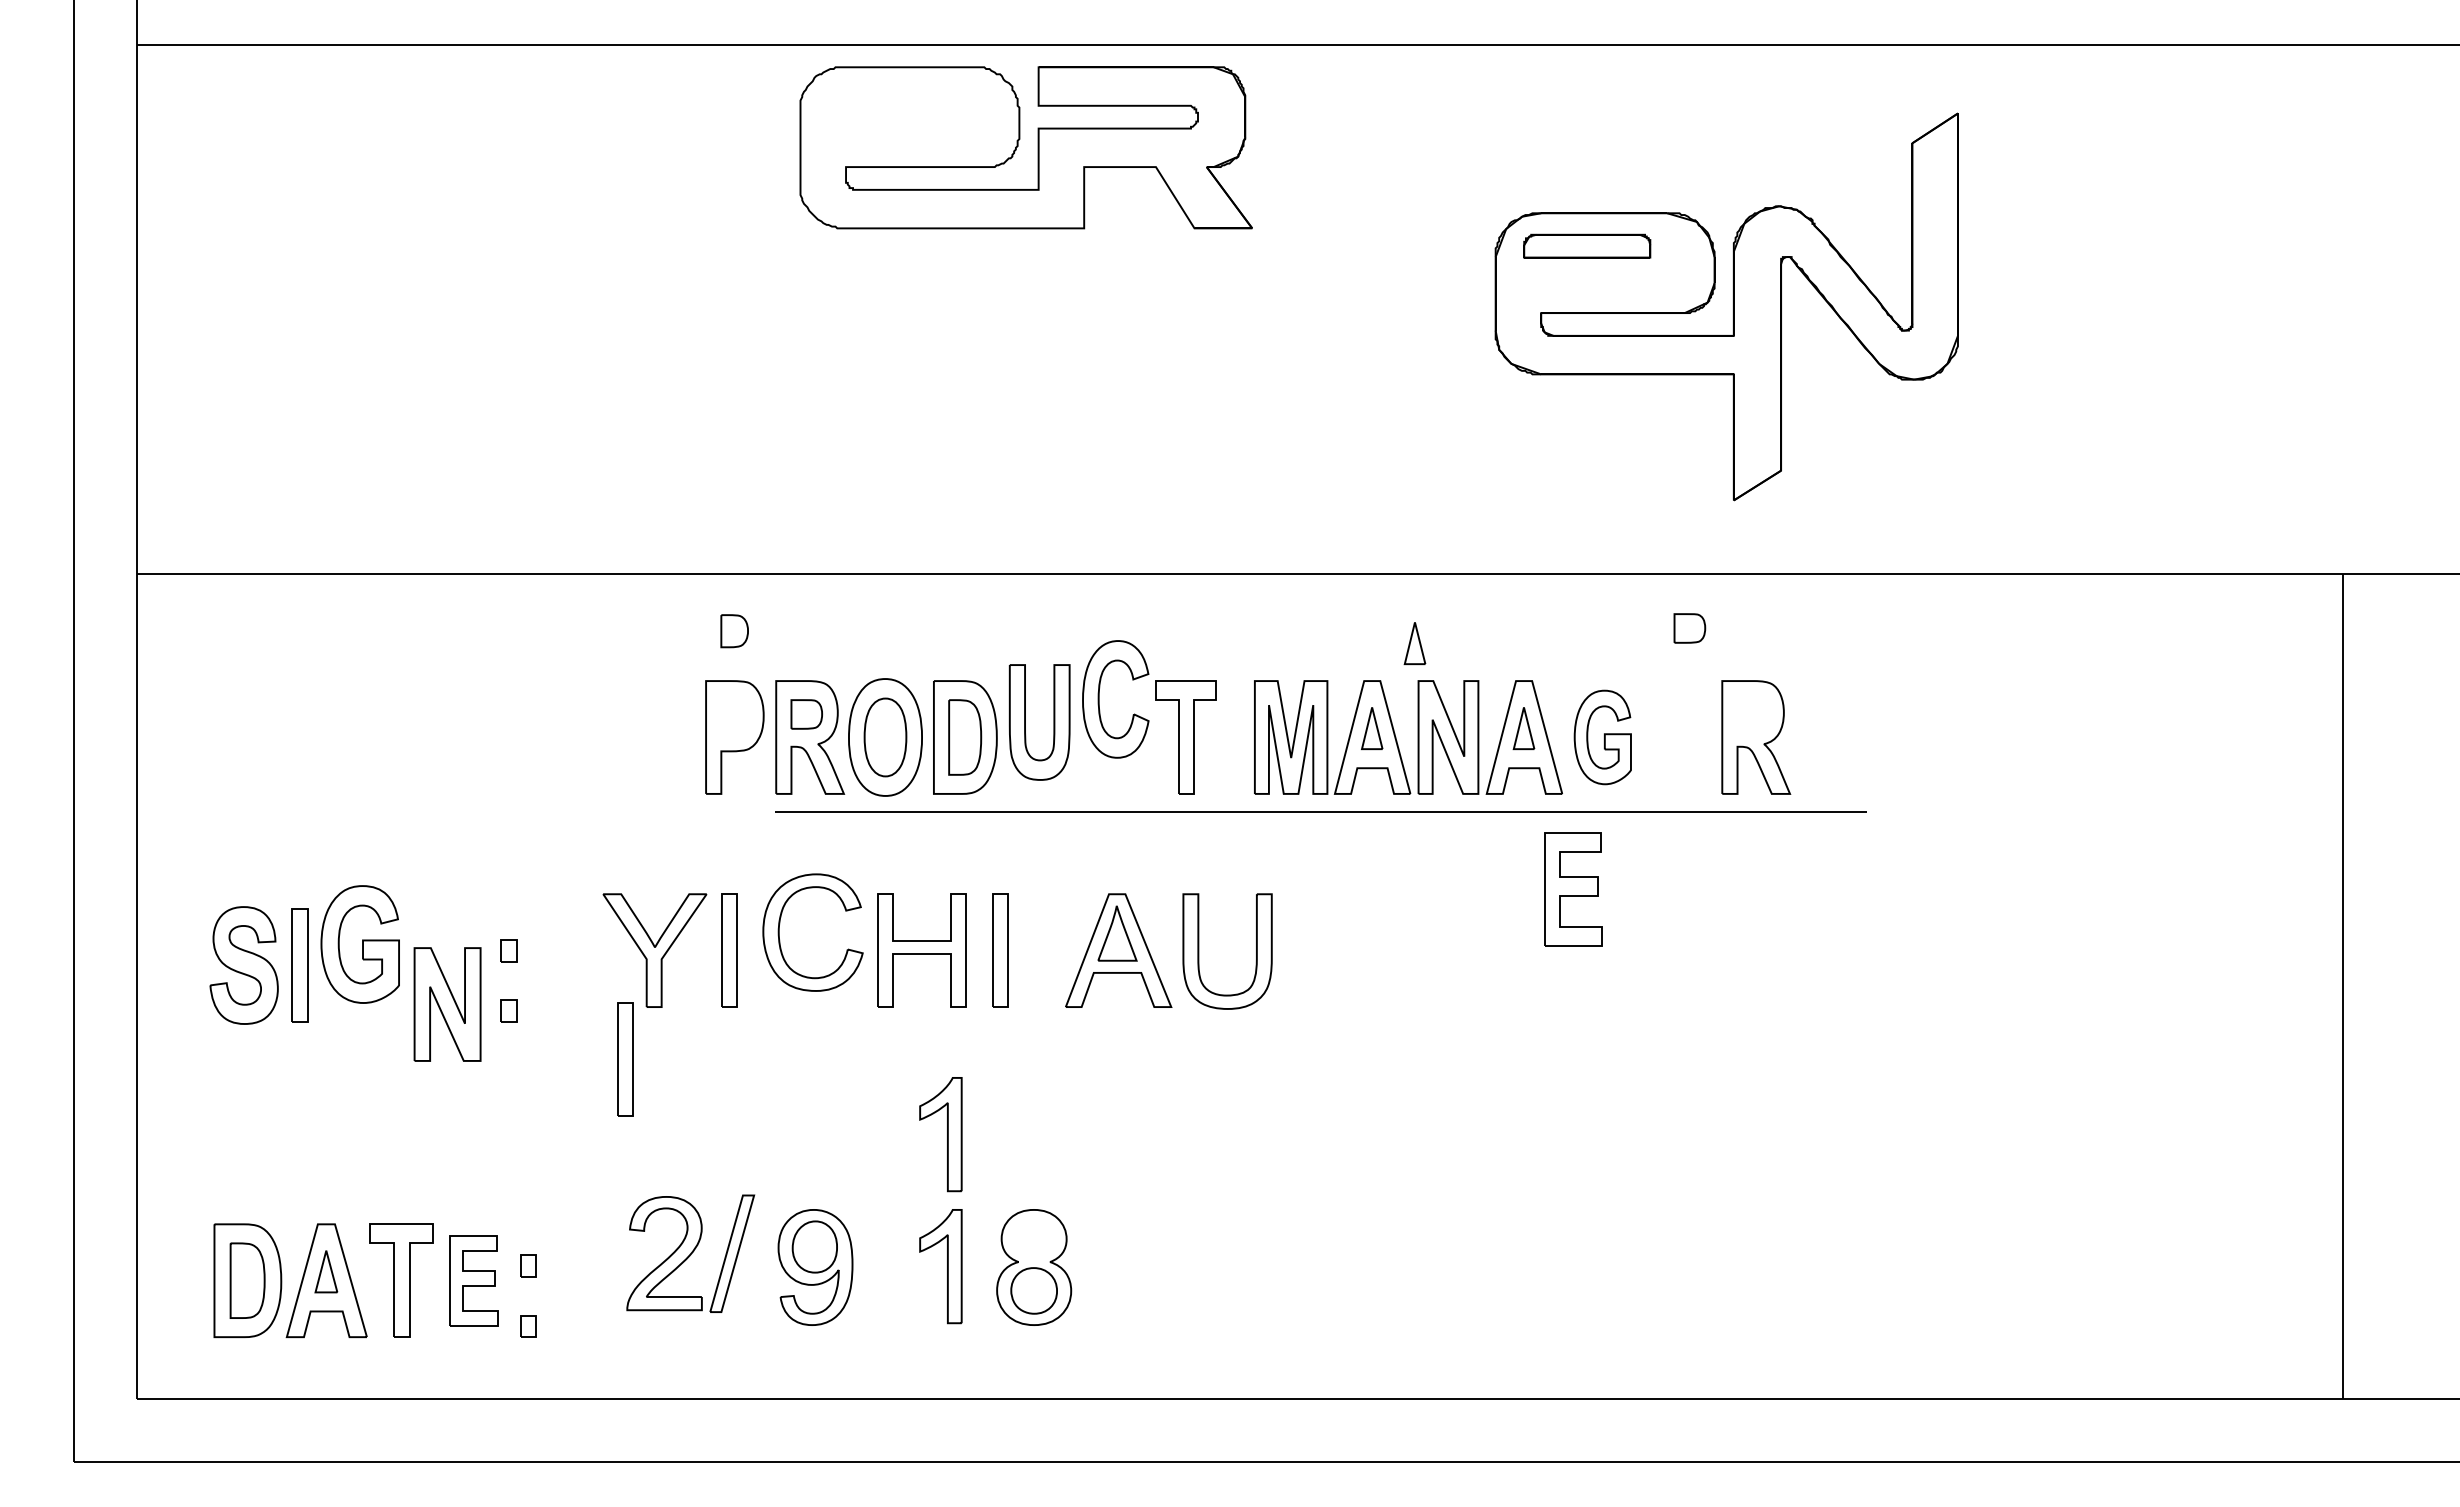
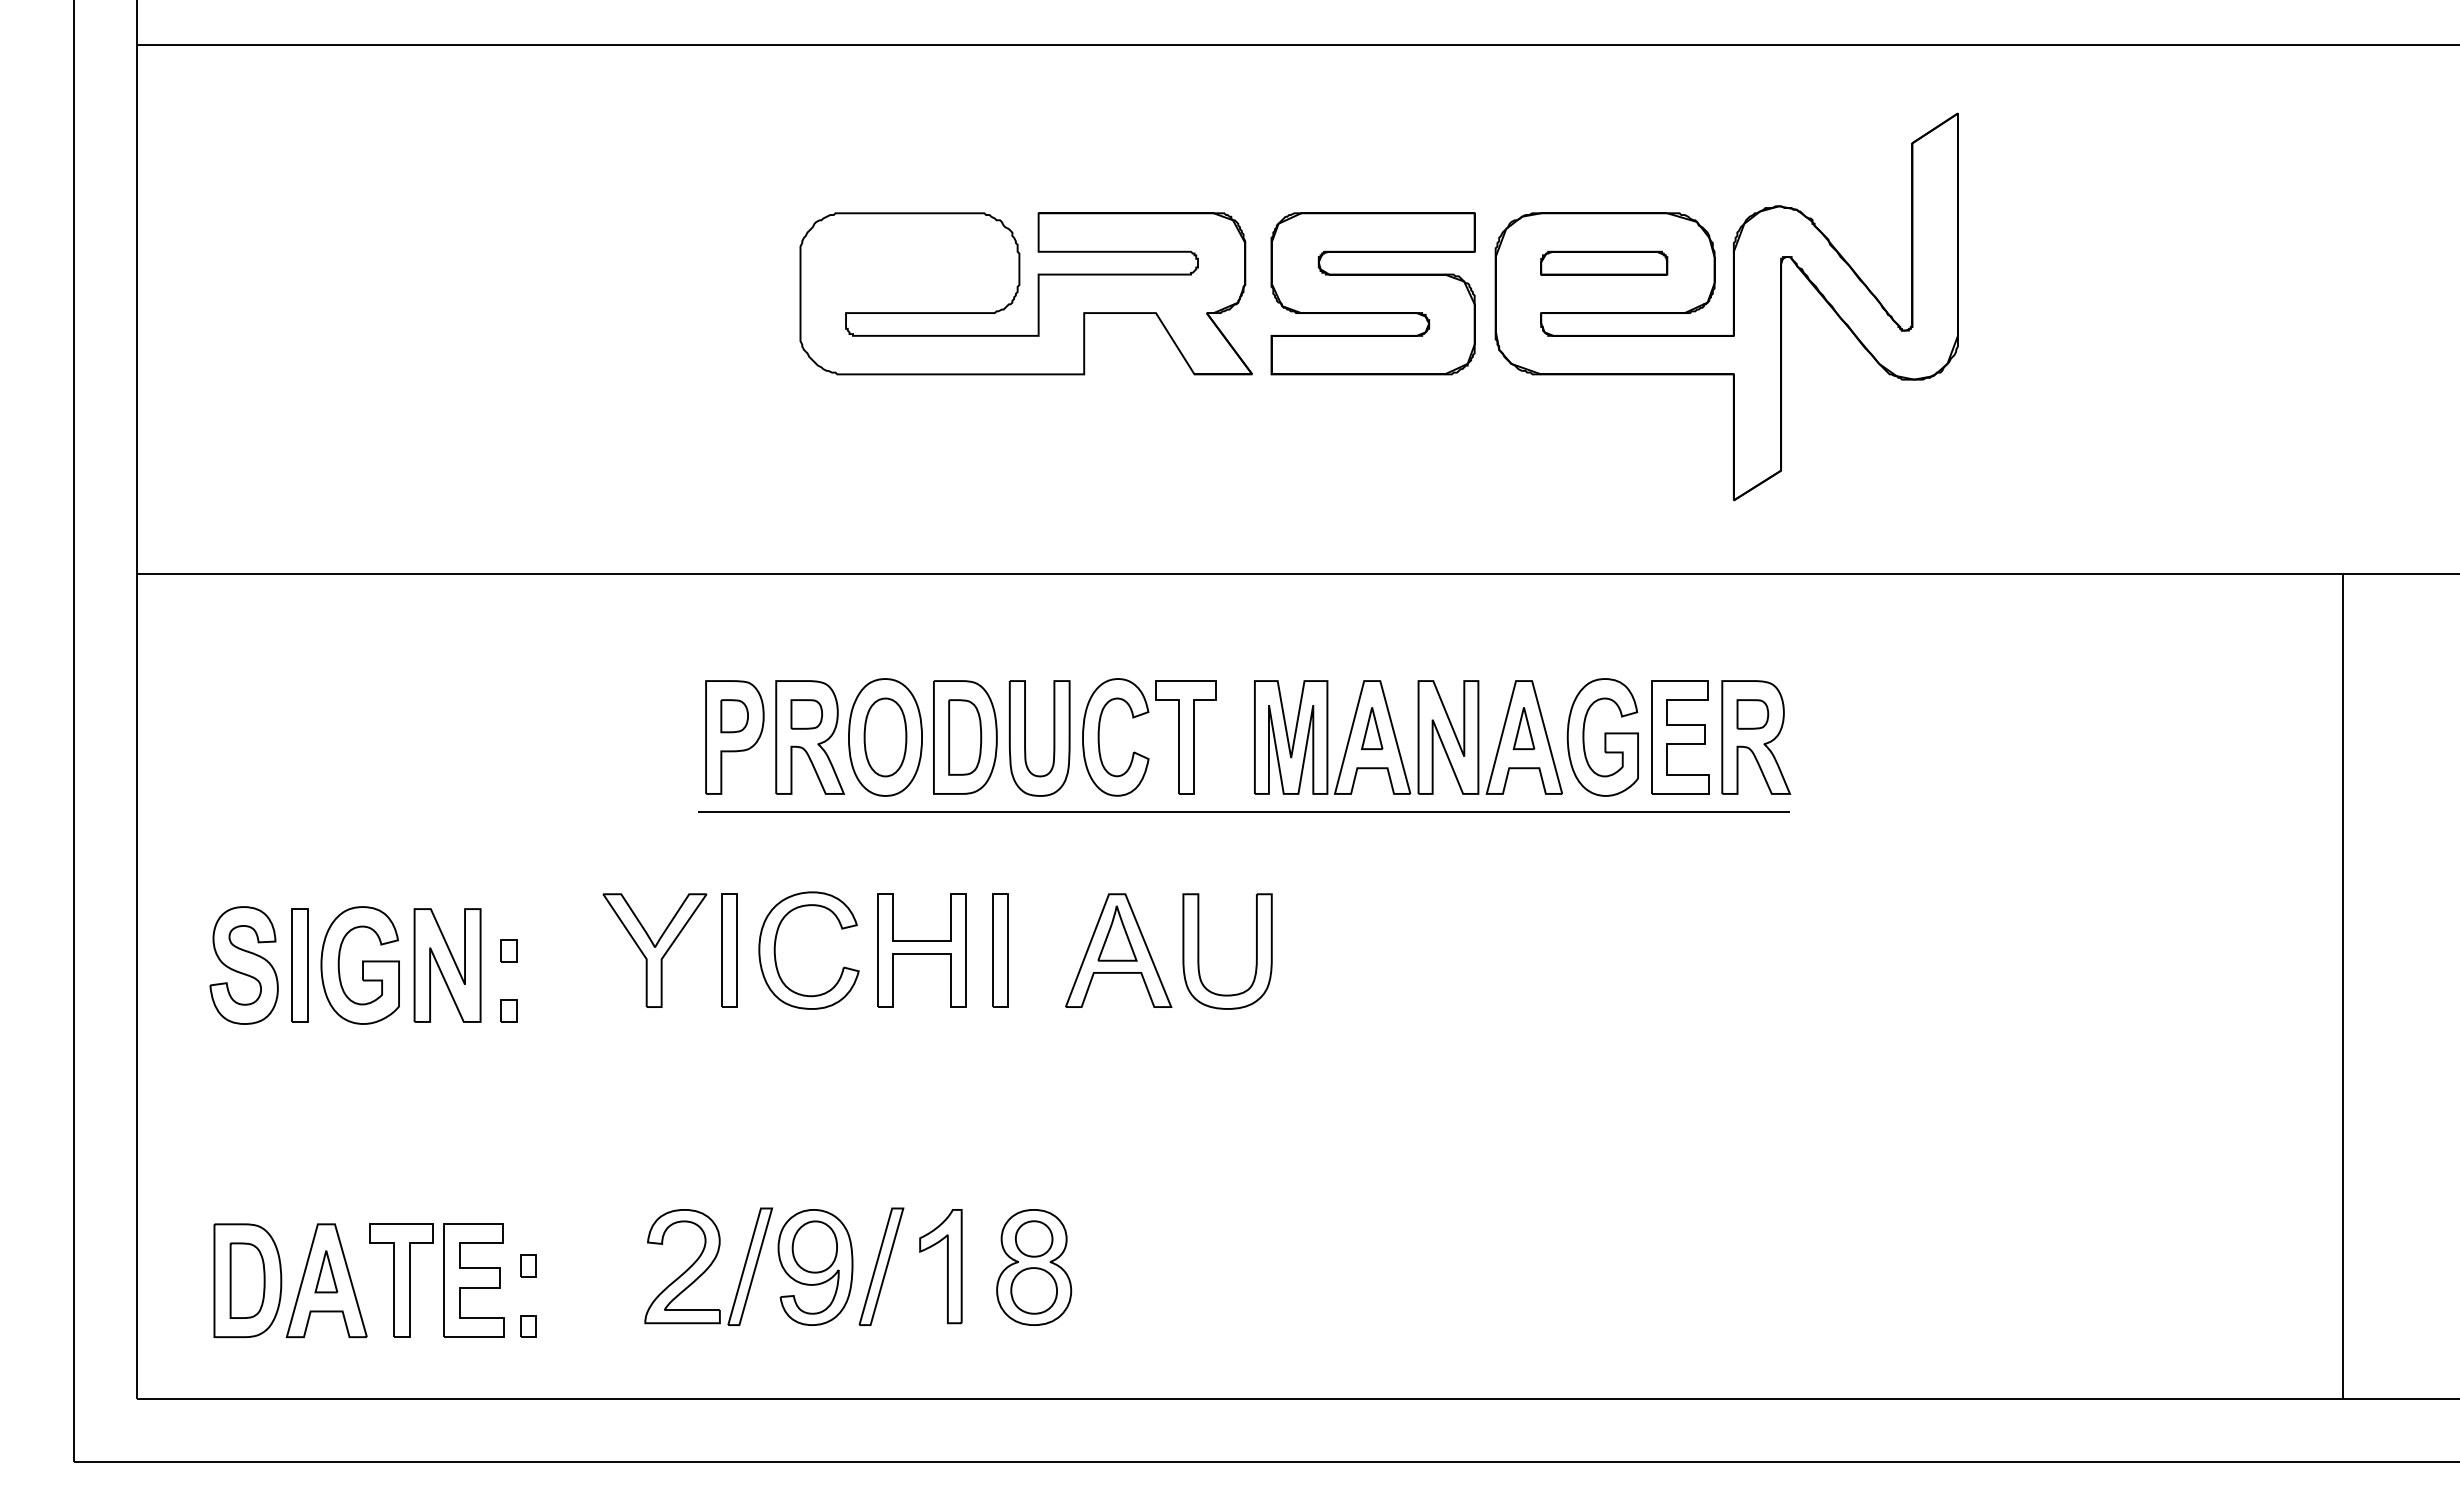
part position: (1018, 146) -> (1018, 292) (1018, 292)
part position: (1587, 245) -> (1604, 262) (1604, 262)
part: none -> present (1372, 293)
part position: (1689, 628) -> (1752, 714) (1752, 714)
part position: (734, 631) -> (734, 716) (734, 716)
part: present -> none (1414, 643)
part position: (1099, 699) -> (1099, 737) (1099, 737)
part position: (1025, 722) -> (1025, 738) (1025, 738)
part size: 59x97 px -> 73x119 px (1602, 737)
line position: (1320, 811) -> (1243, 811) (1243, 811)
part position: (1573, 889) -> (1680, 737) (1680, 737)
part position: (780, 940) -> (776, 958) (776, 958)
part position: (359, 944) -> (359, 965) (359, 965)
part position: (447, 1004) -> (447, 965) (447, 965)
part: present -> none (625, 1059)
part: present -> none (947, 1134)
part: none -> present (1034, 1238)
part position: (690, 1253) -> (708, 1266) (708, 1266)
part: none -> present (881, 1266)
part size: 50x92 px -> 62x115 px (473, 1280)
